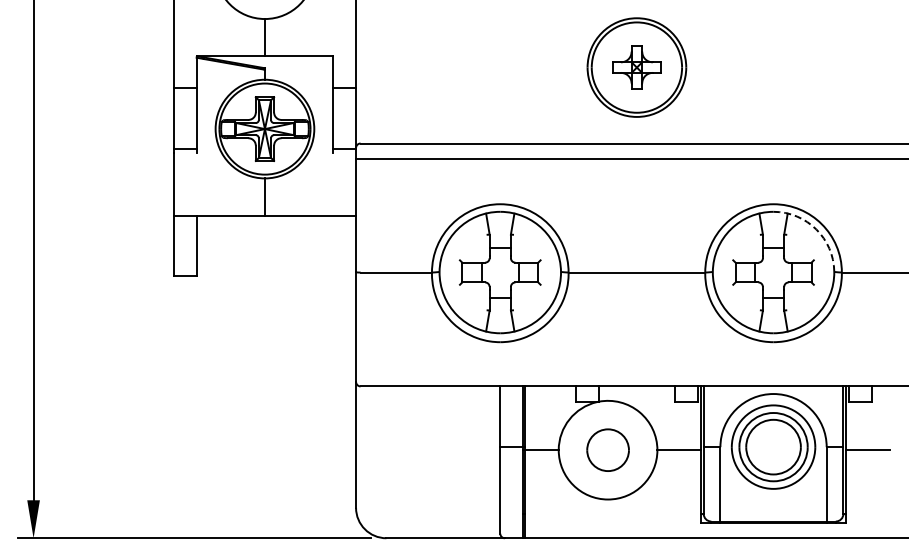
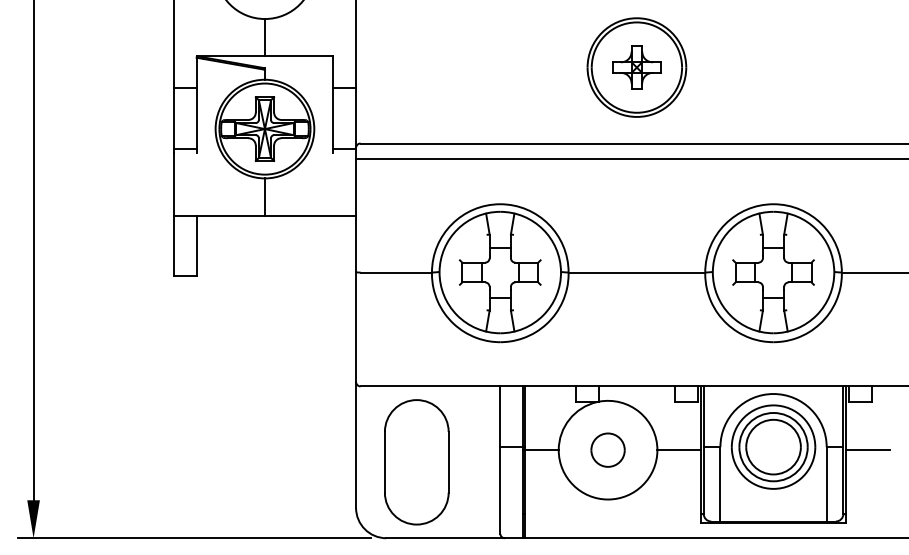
arc: dashed -> solid (816, 229)
part size: 44x44 px -> 36x36 px (607, 449)
part: none -> present (416, 462)
